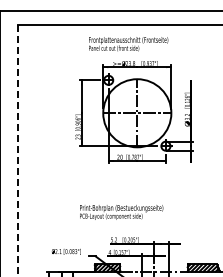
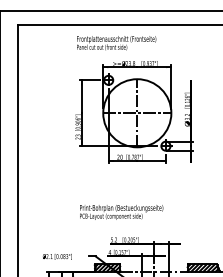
text position: (128, 44) -> (116, 43) (116, 43)
line: dashed -> solid (18, 151)
text position: (65, 251) -> (56, 256) (56, 256)
